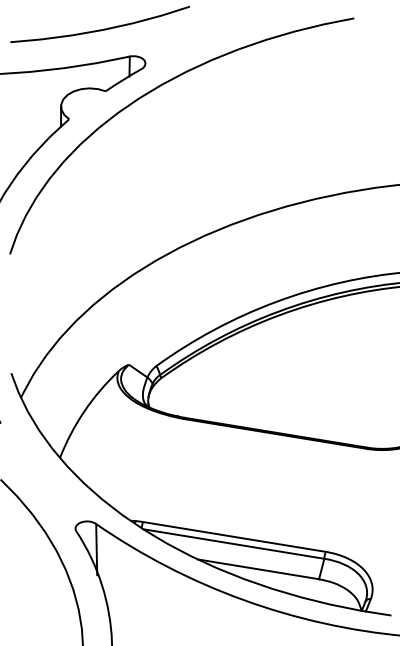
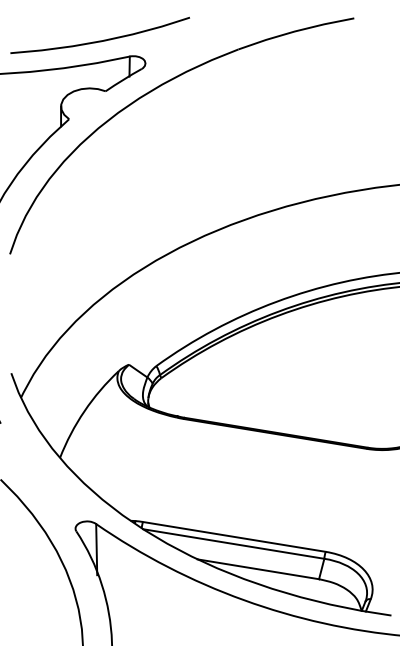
curve position: (99, 29) -> (99, 40) (99, 40)
